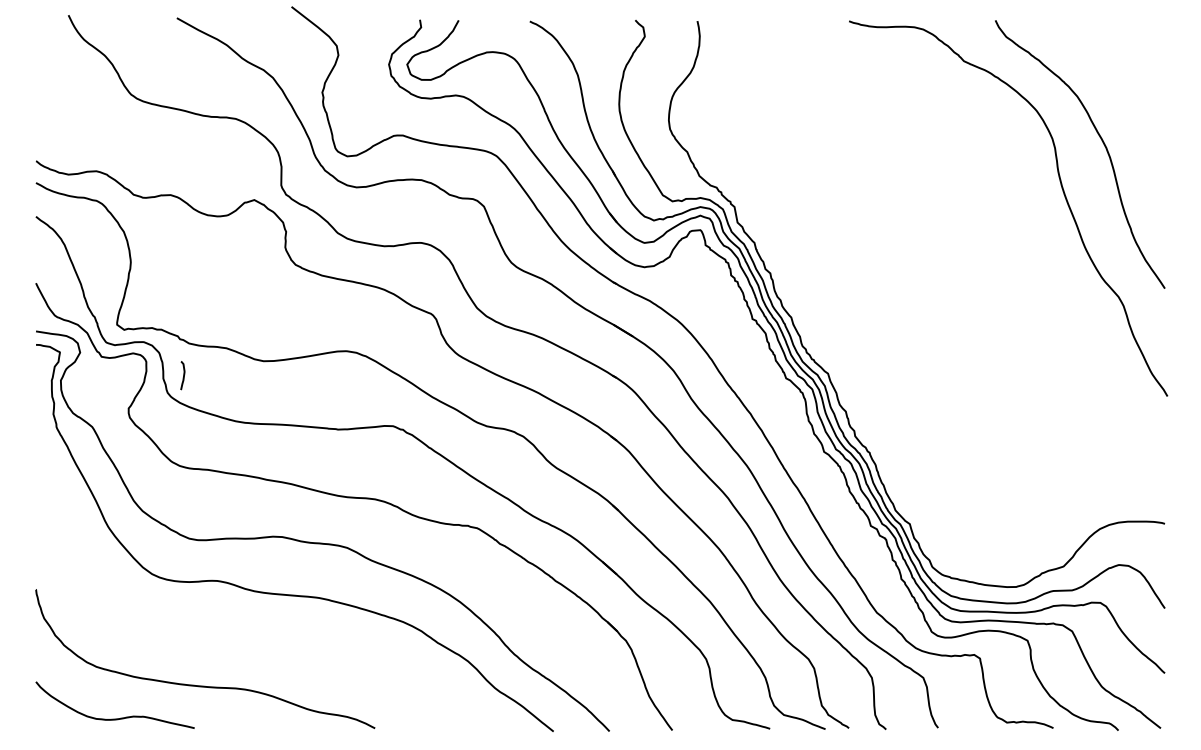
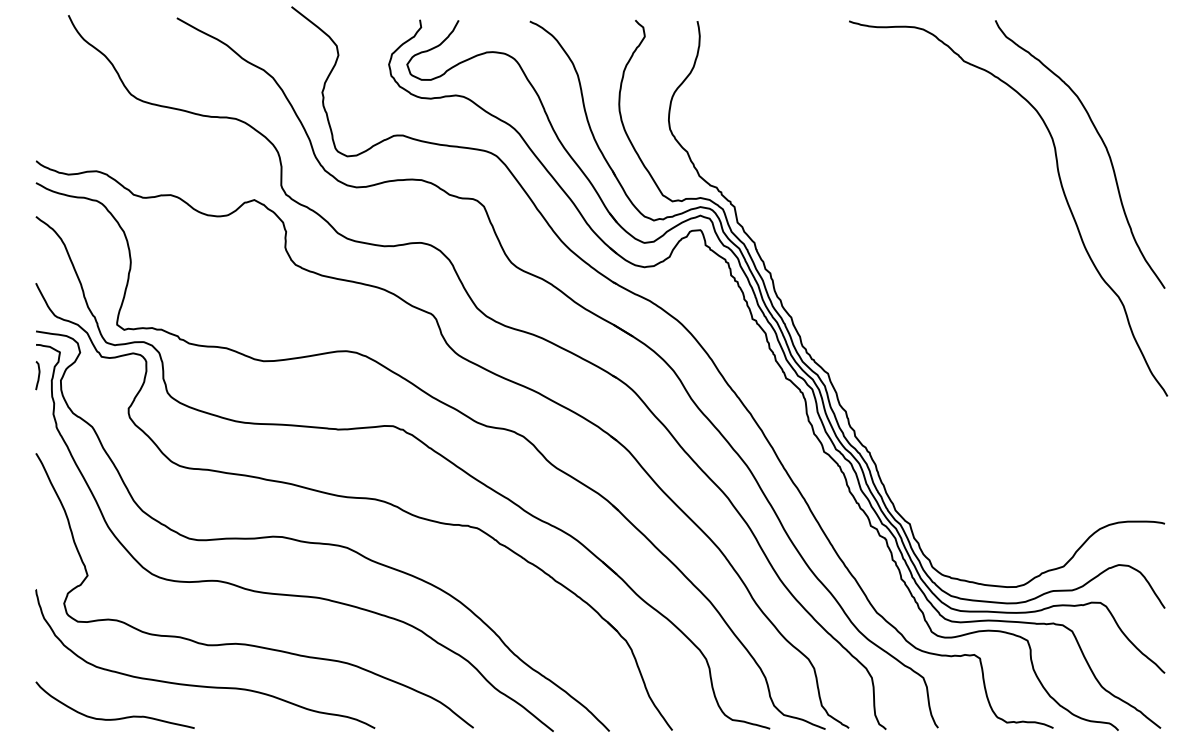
curve position: (183, 375) -> (38, 375) (38, 375)
curve: none -> present (246, 643)
